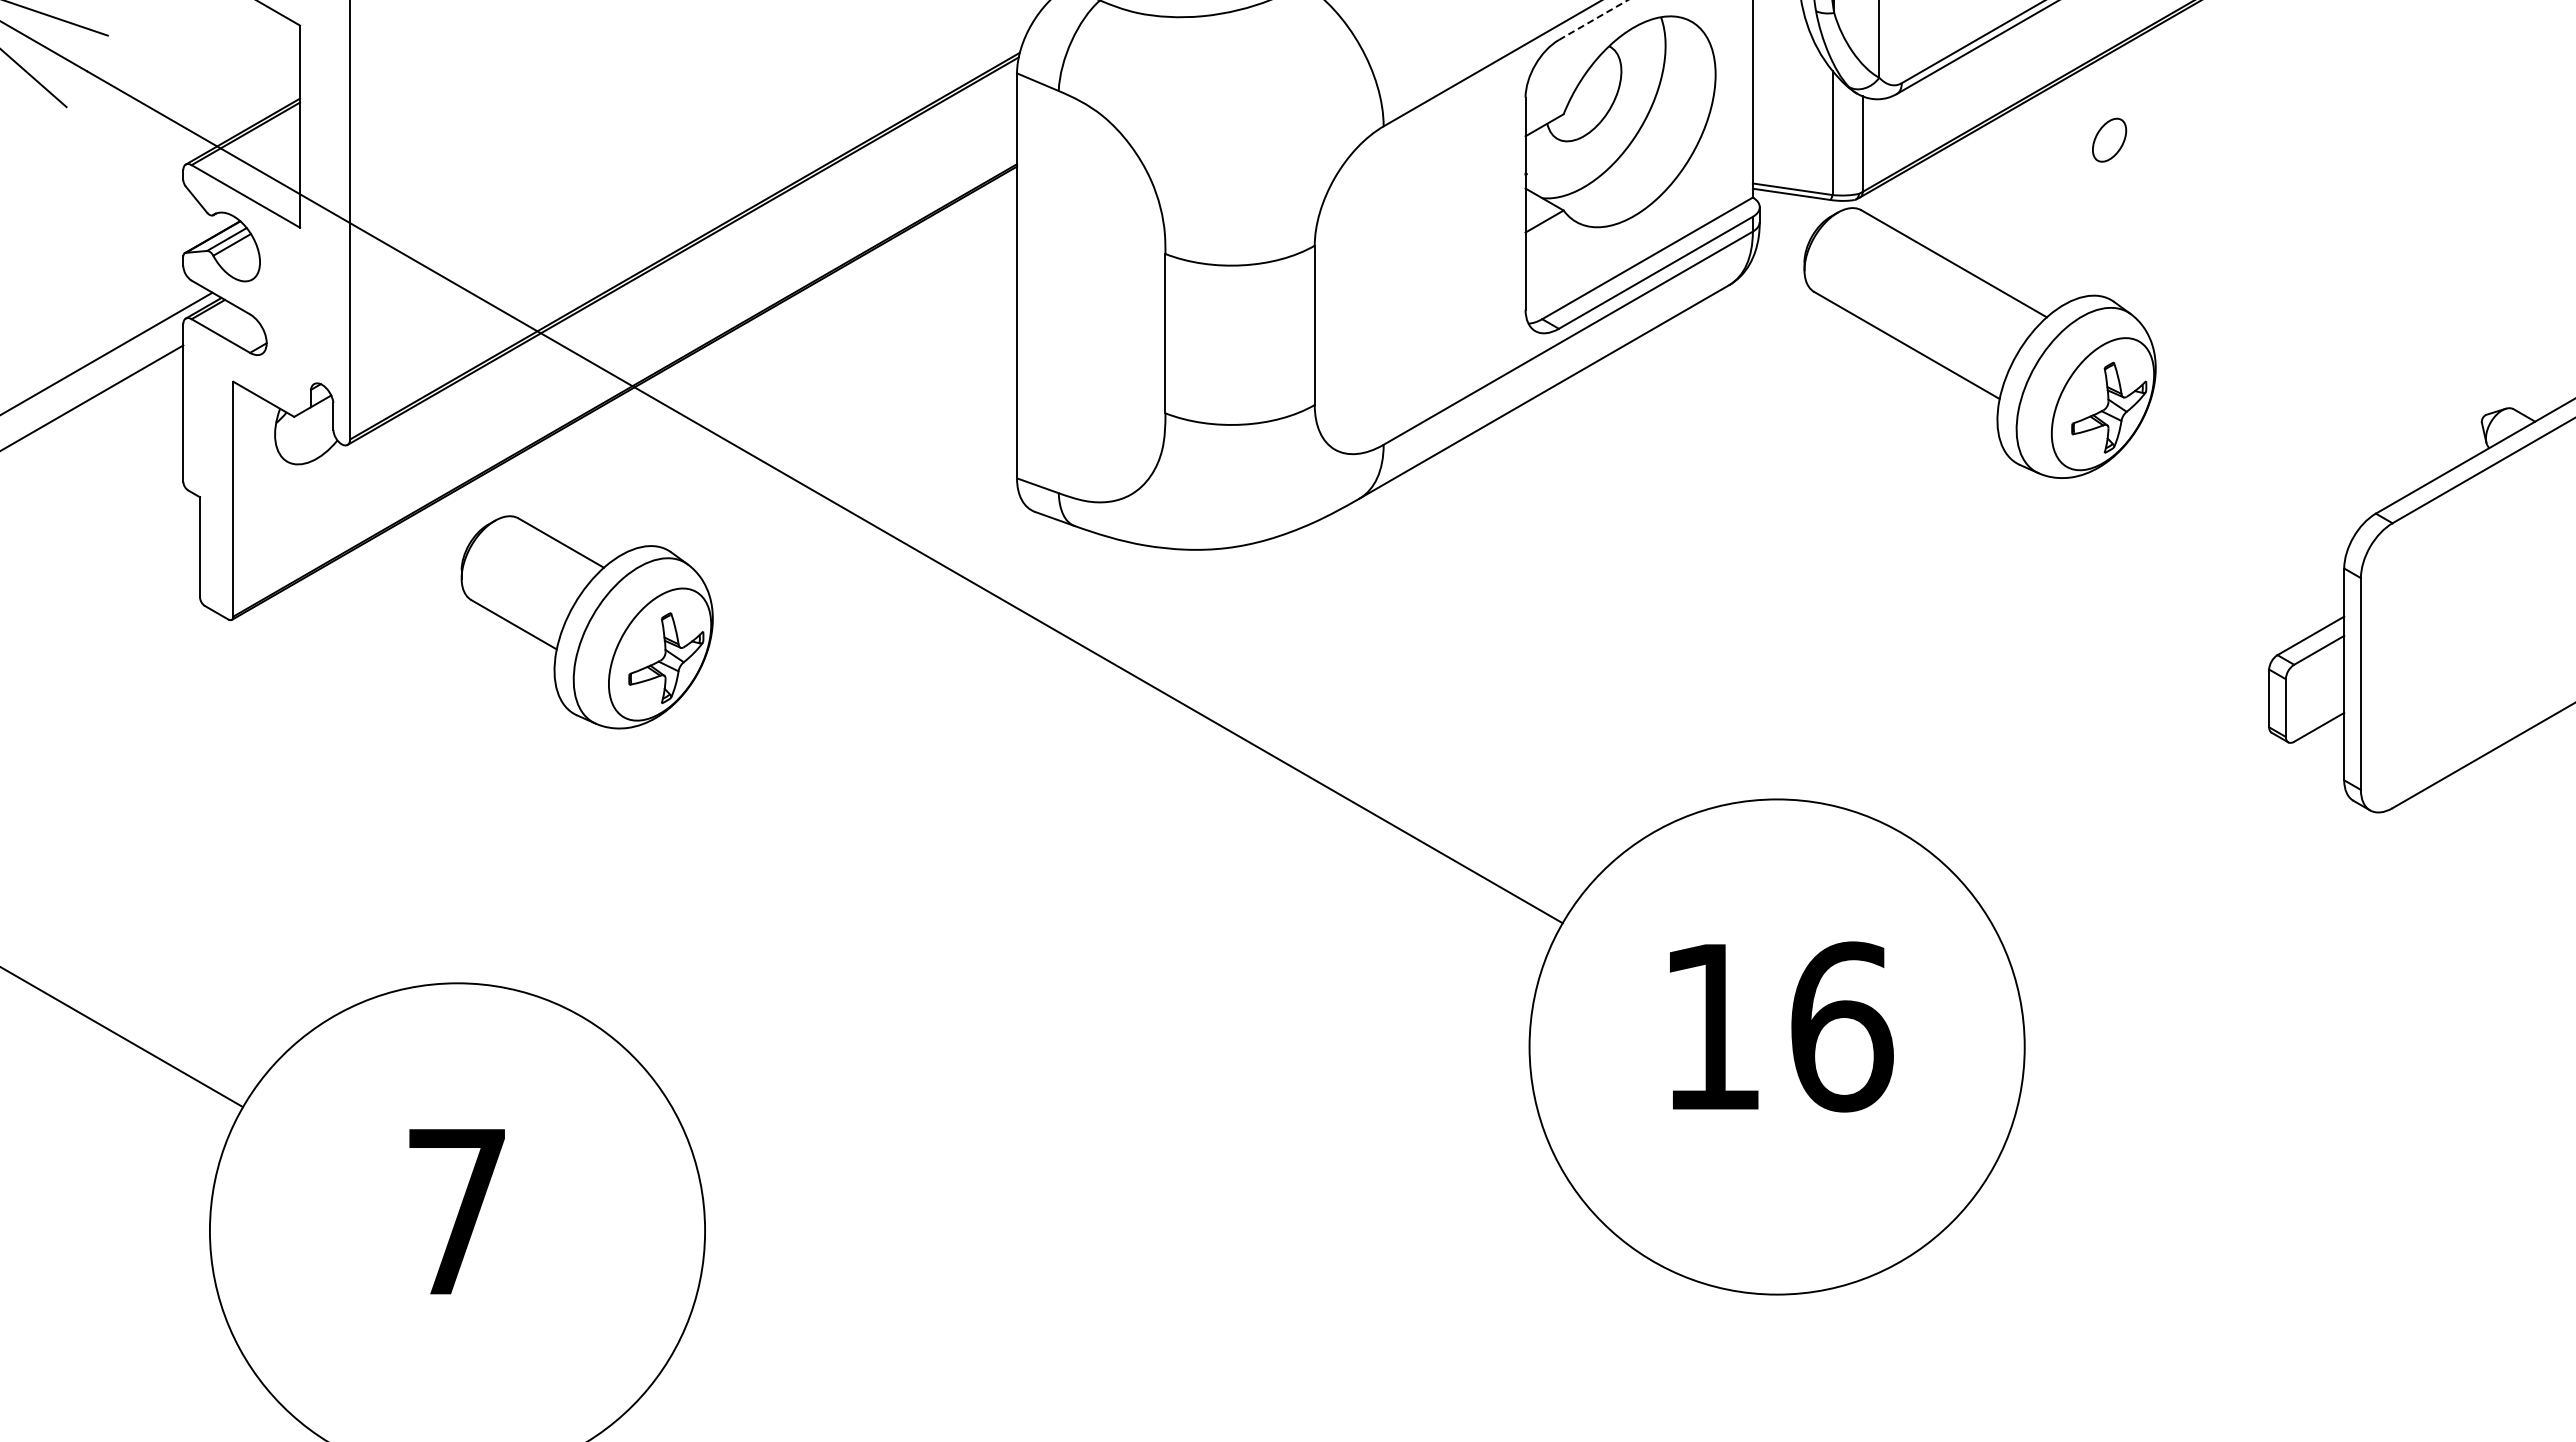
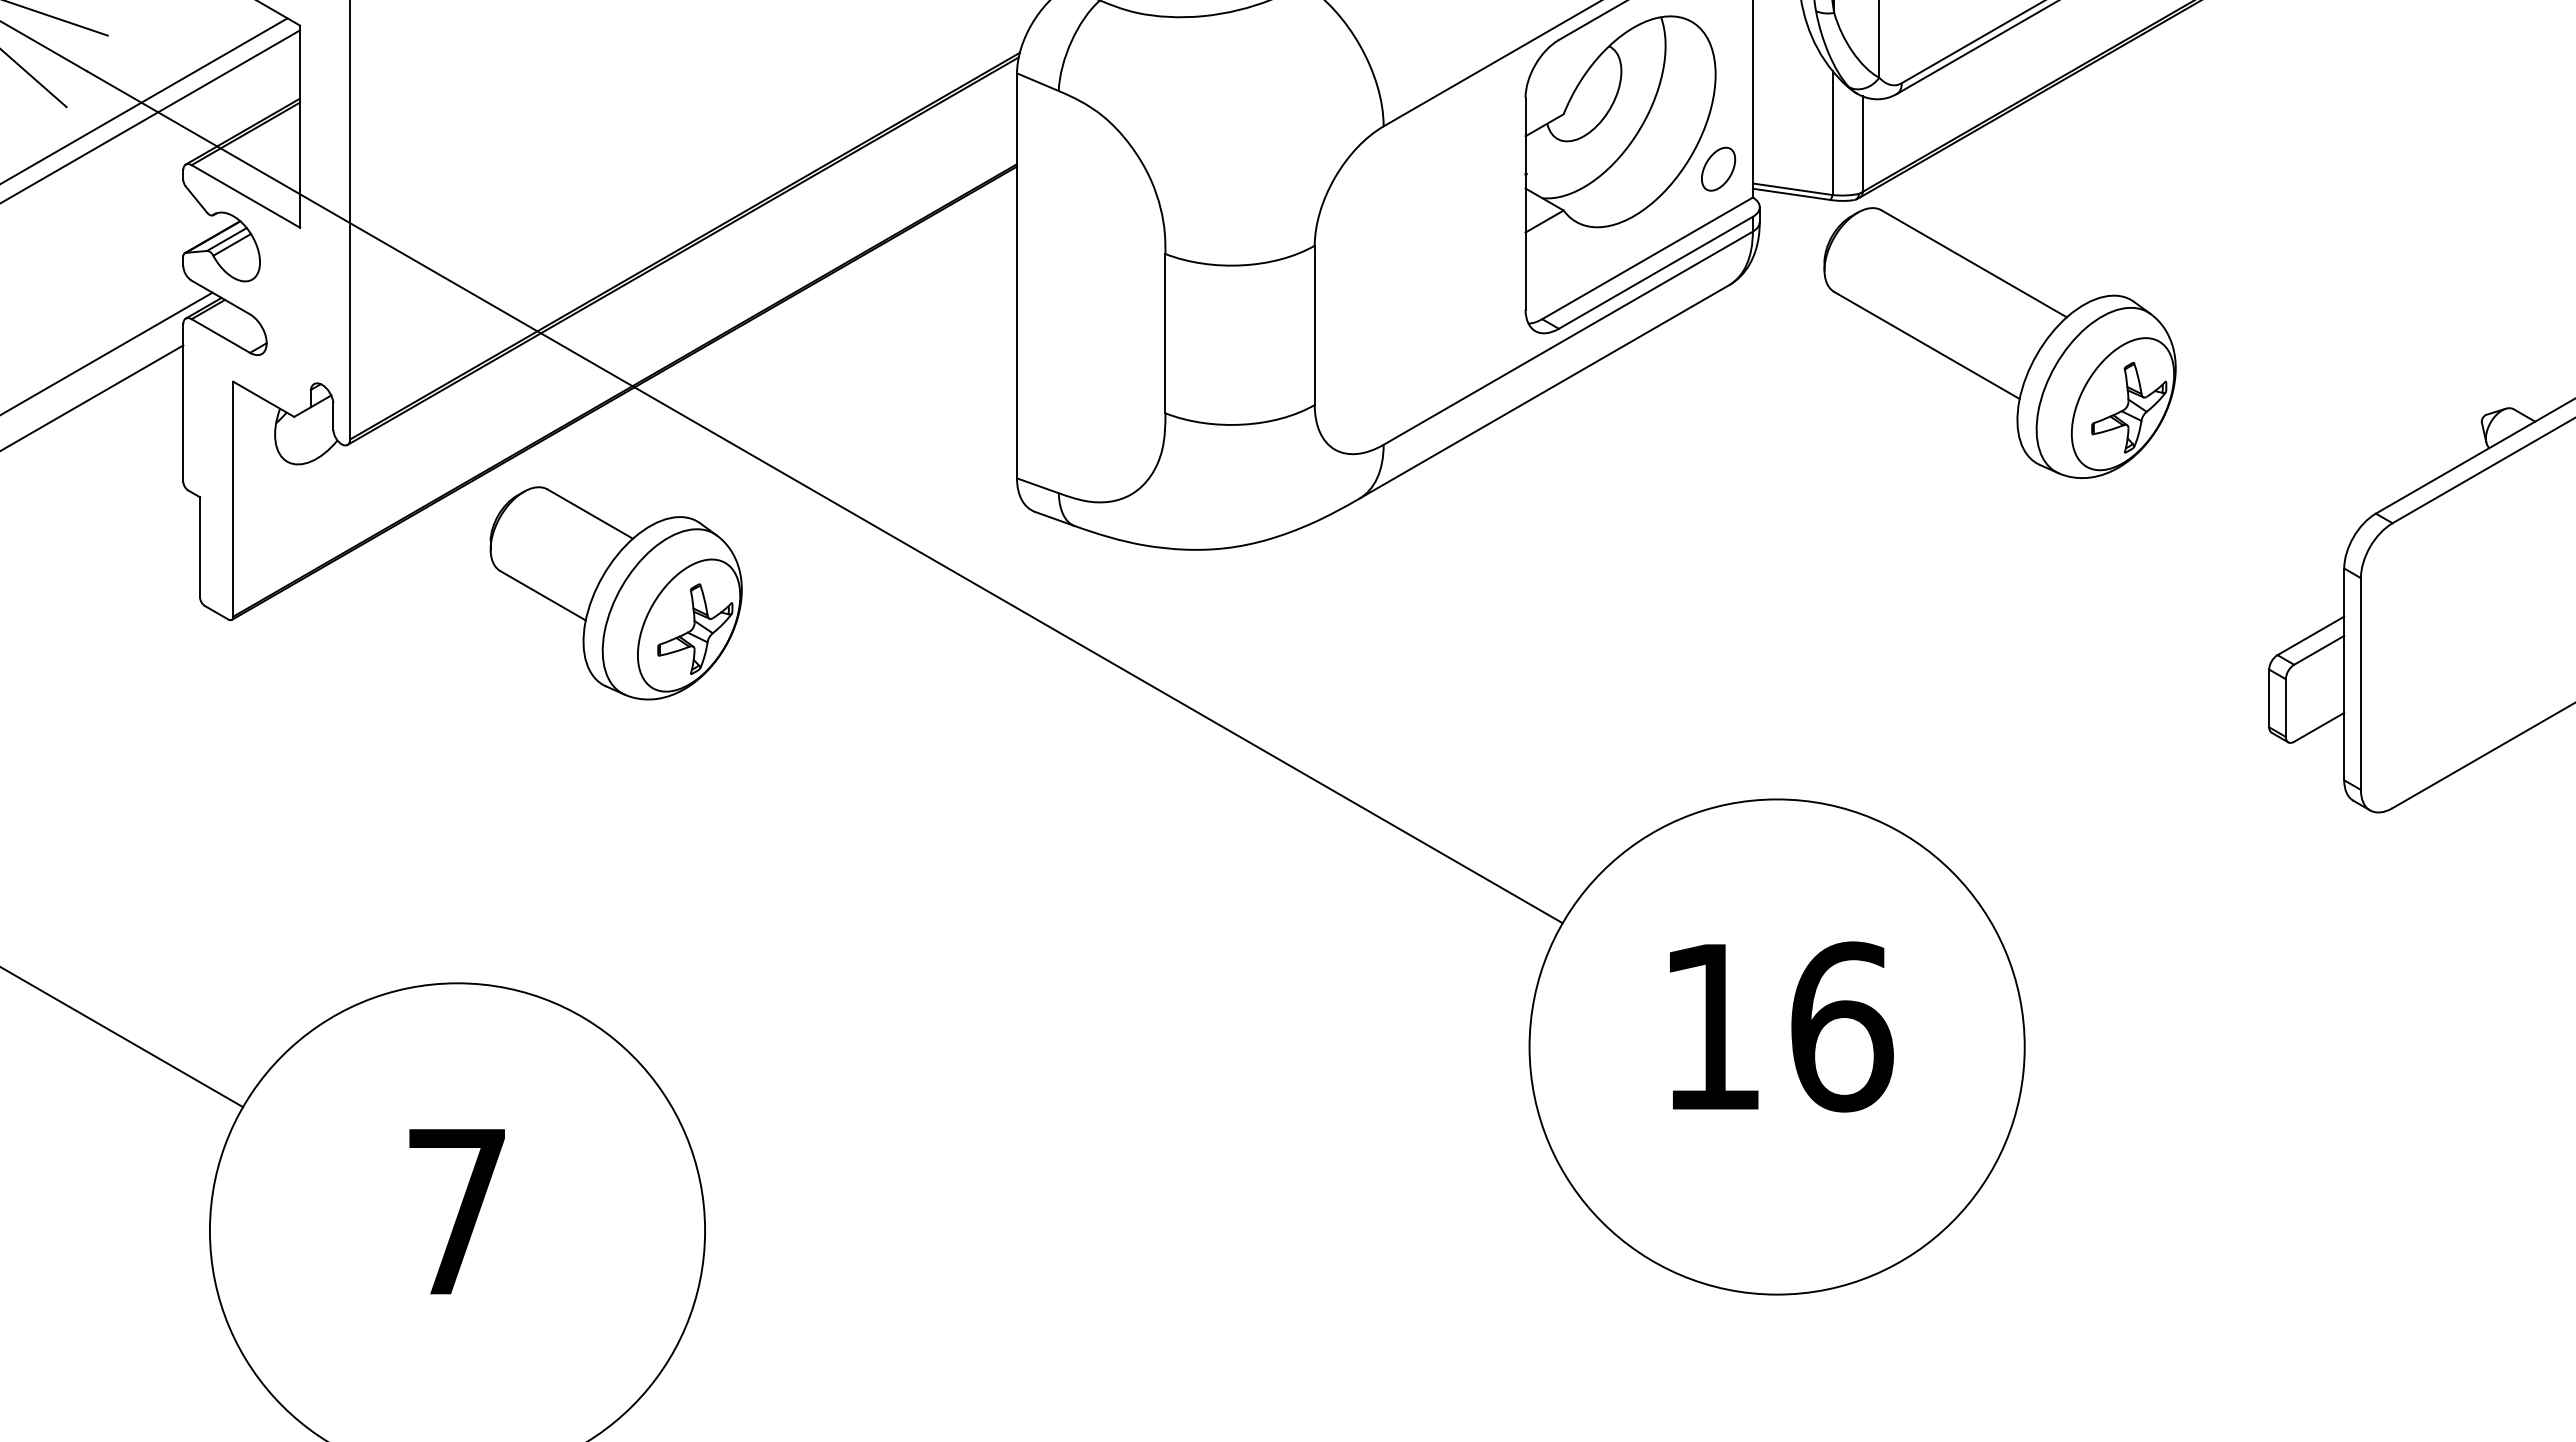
line: dashed -> solid (1593, 20)
line: none -> present (144, 100)
line: none -> present (151, 116)
part position: (2109, 139) -> (1718, 168) (1718, 168)
part position: (1979, 342) -> (1999, 342) (1999, 342)
part position: (586, 622) -> (615, 593) (615, 593)
